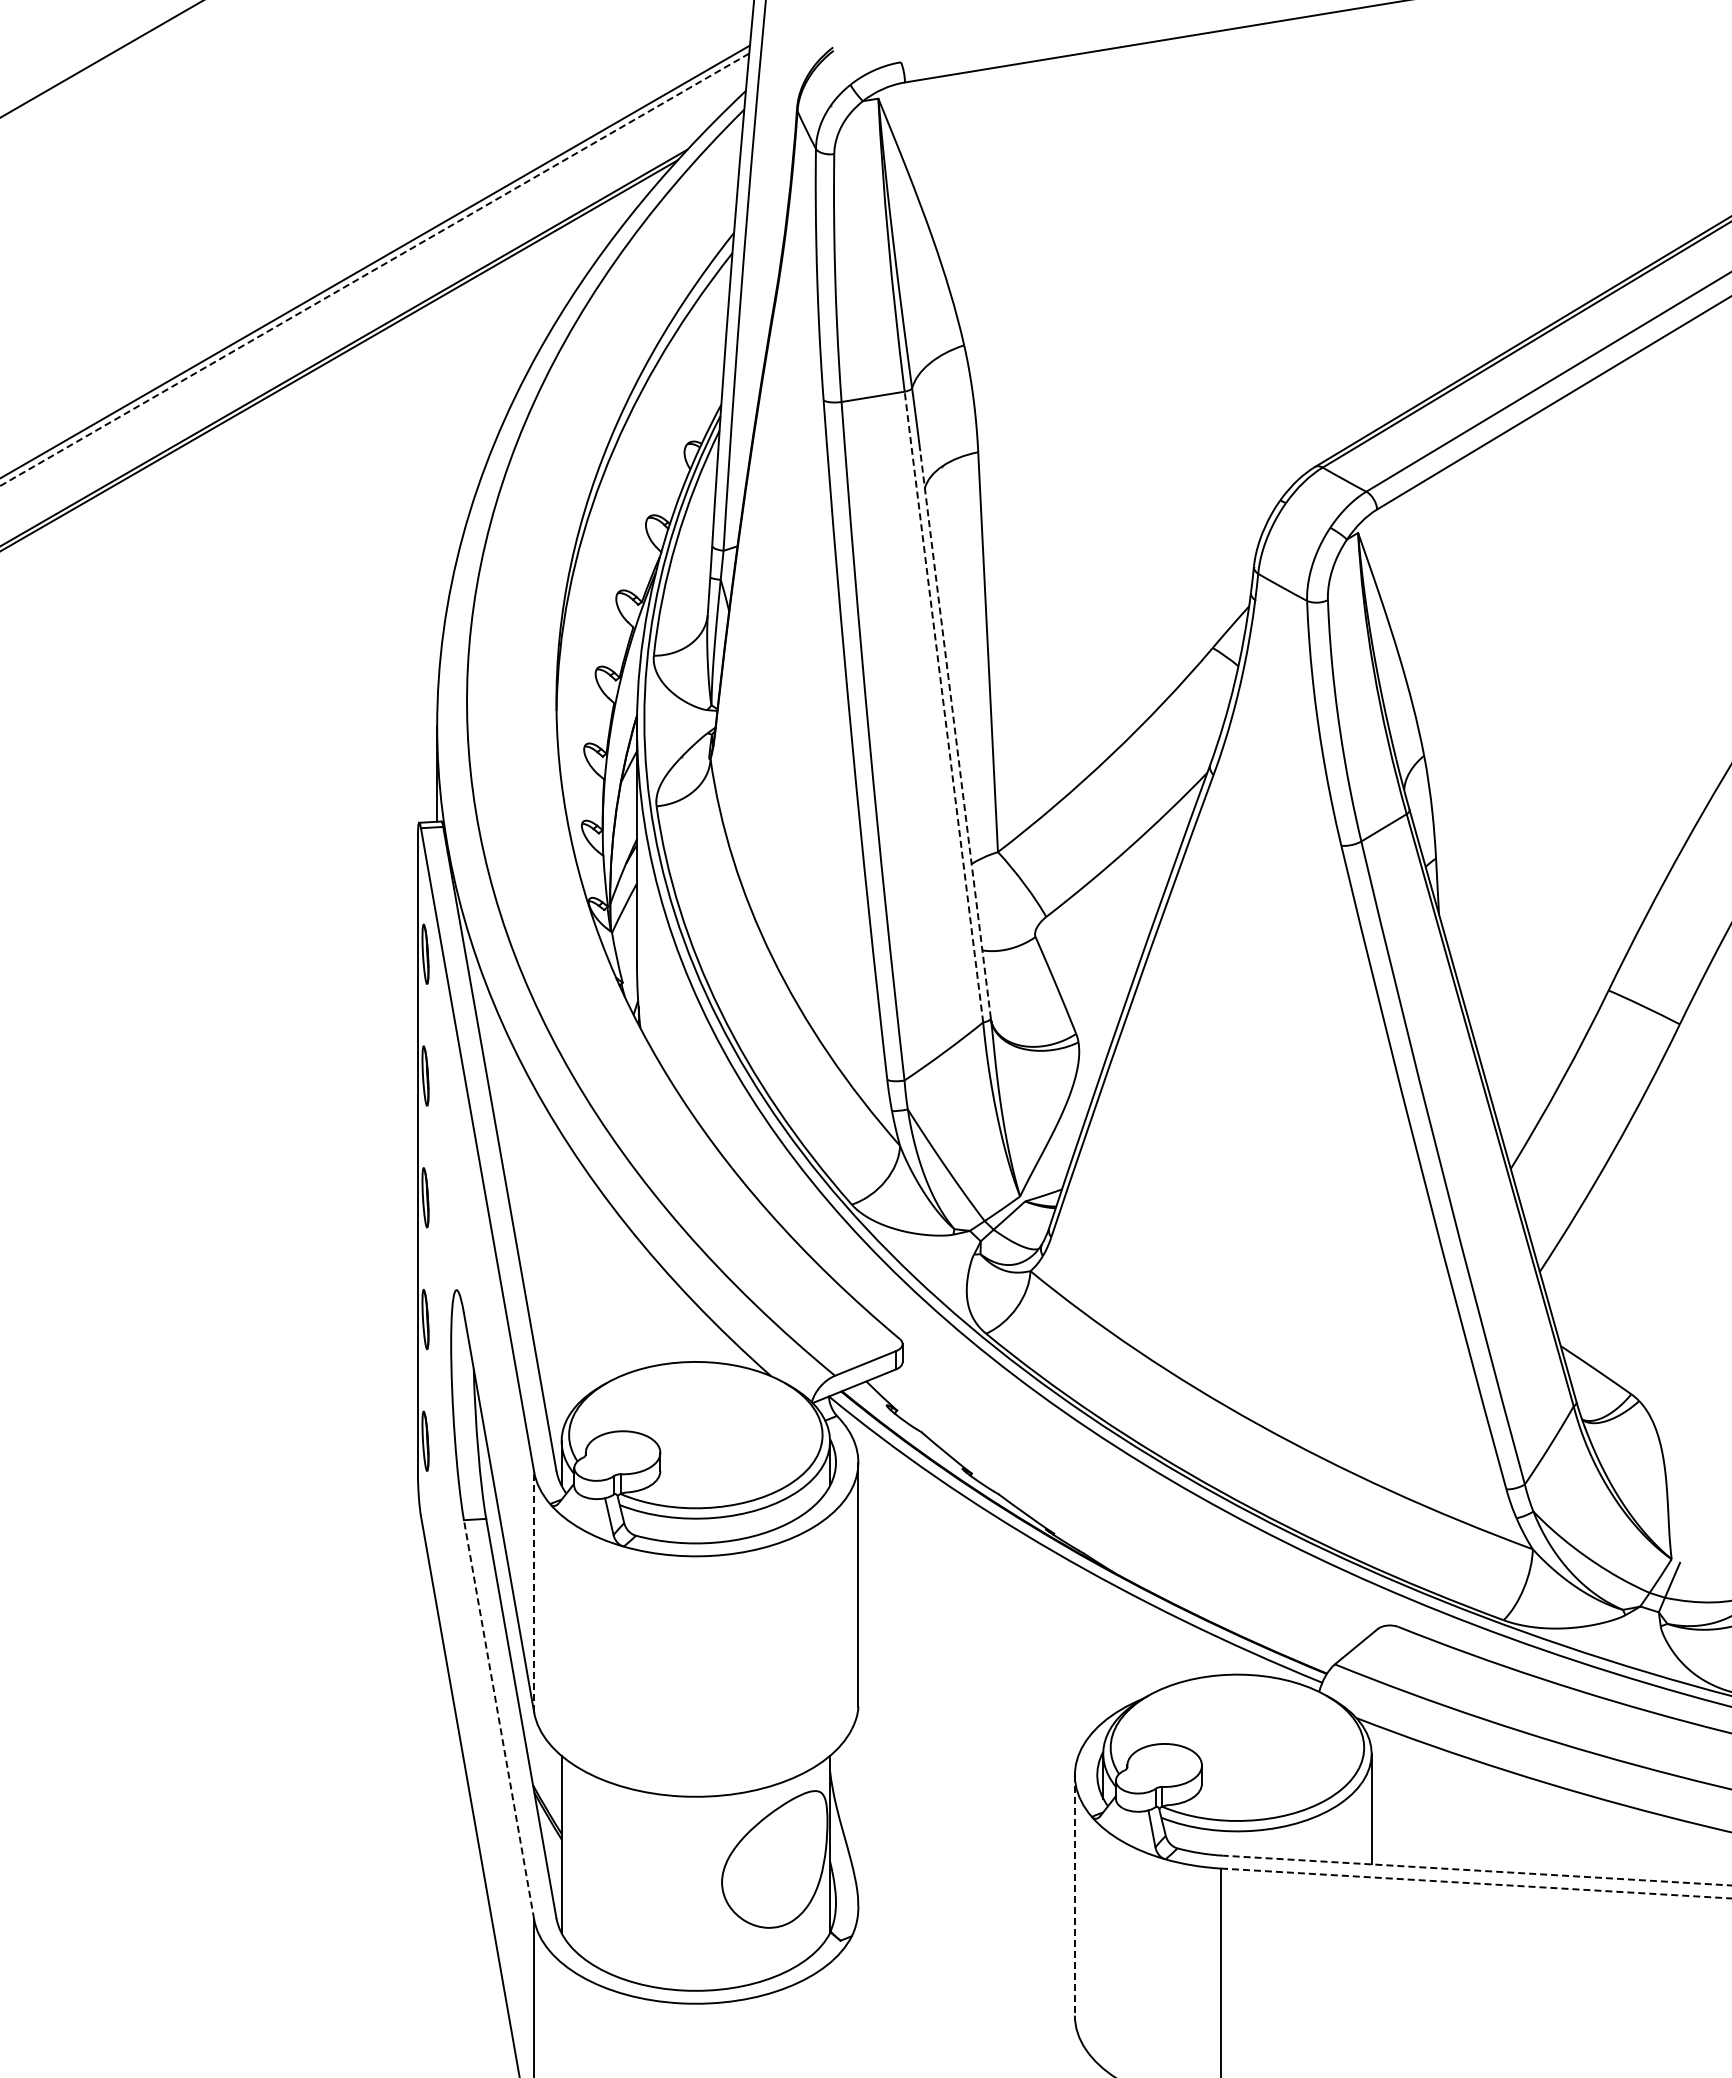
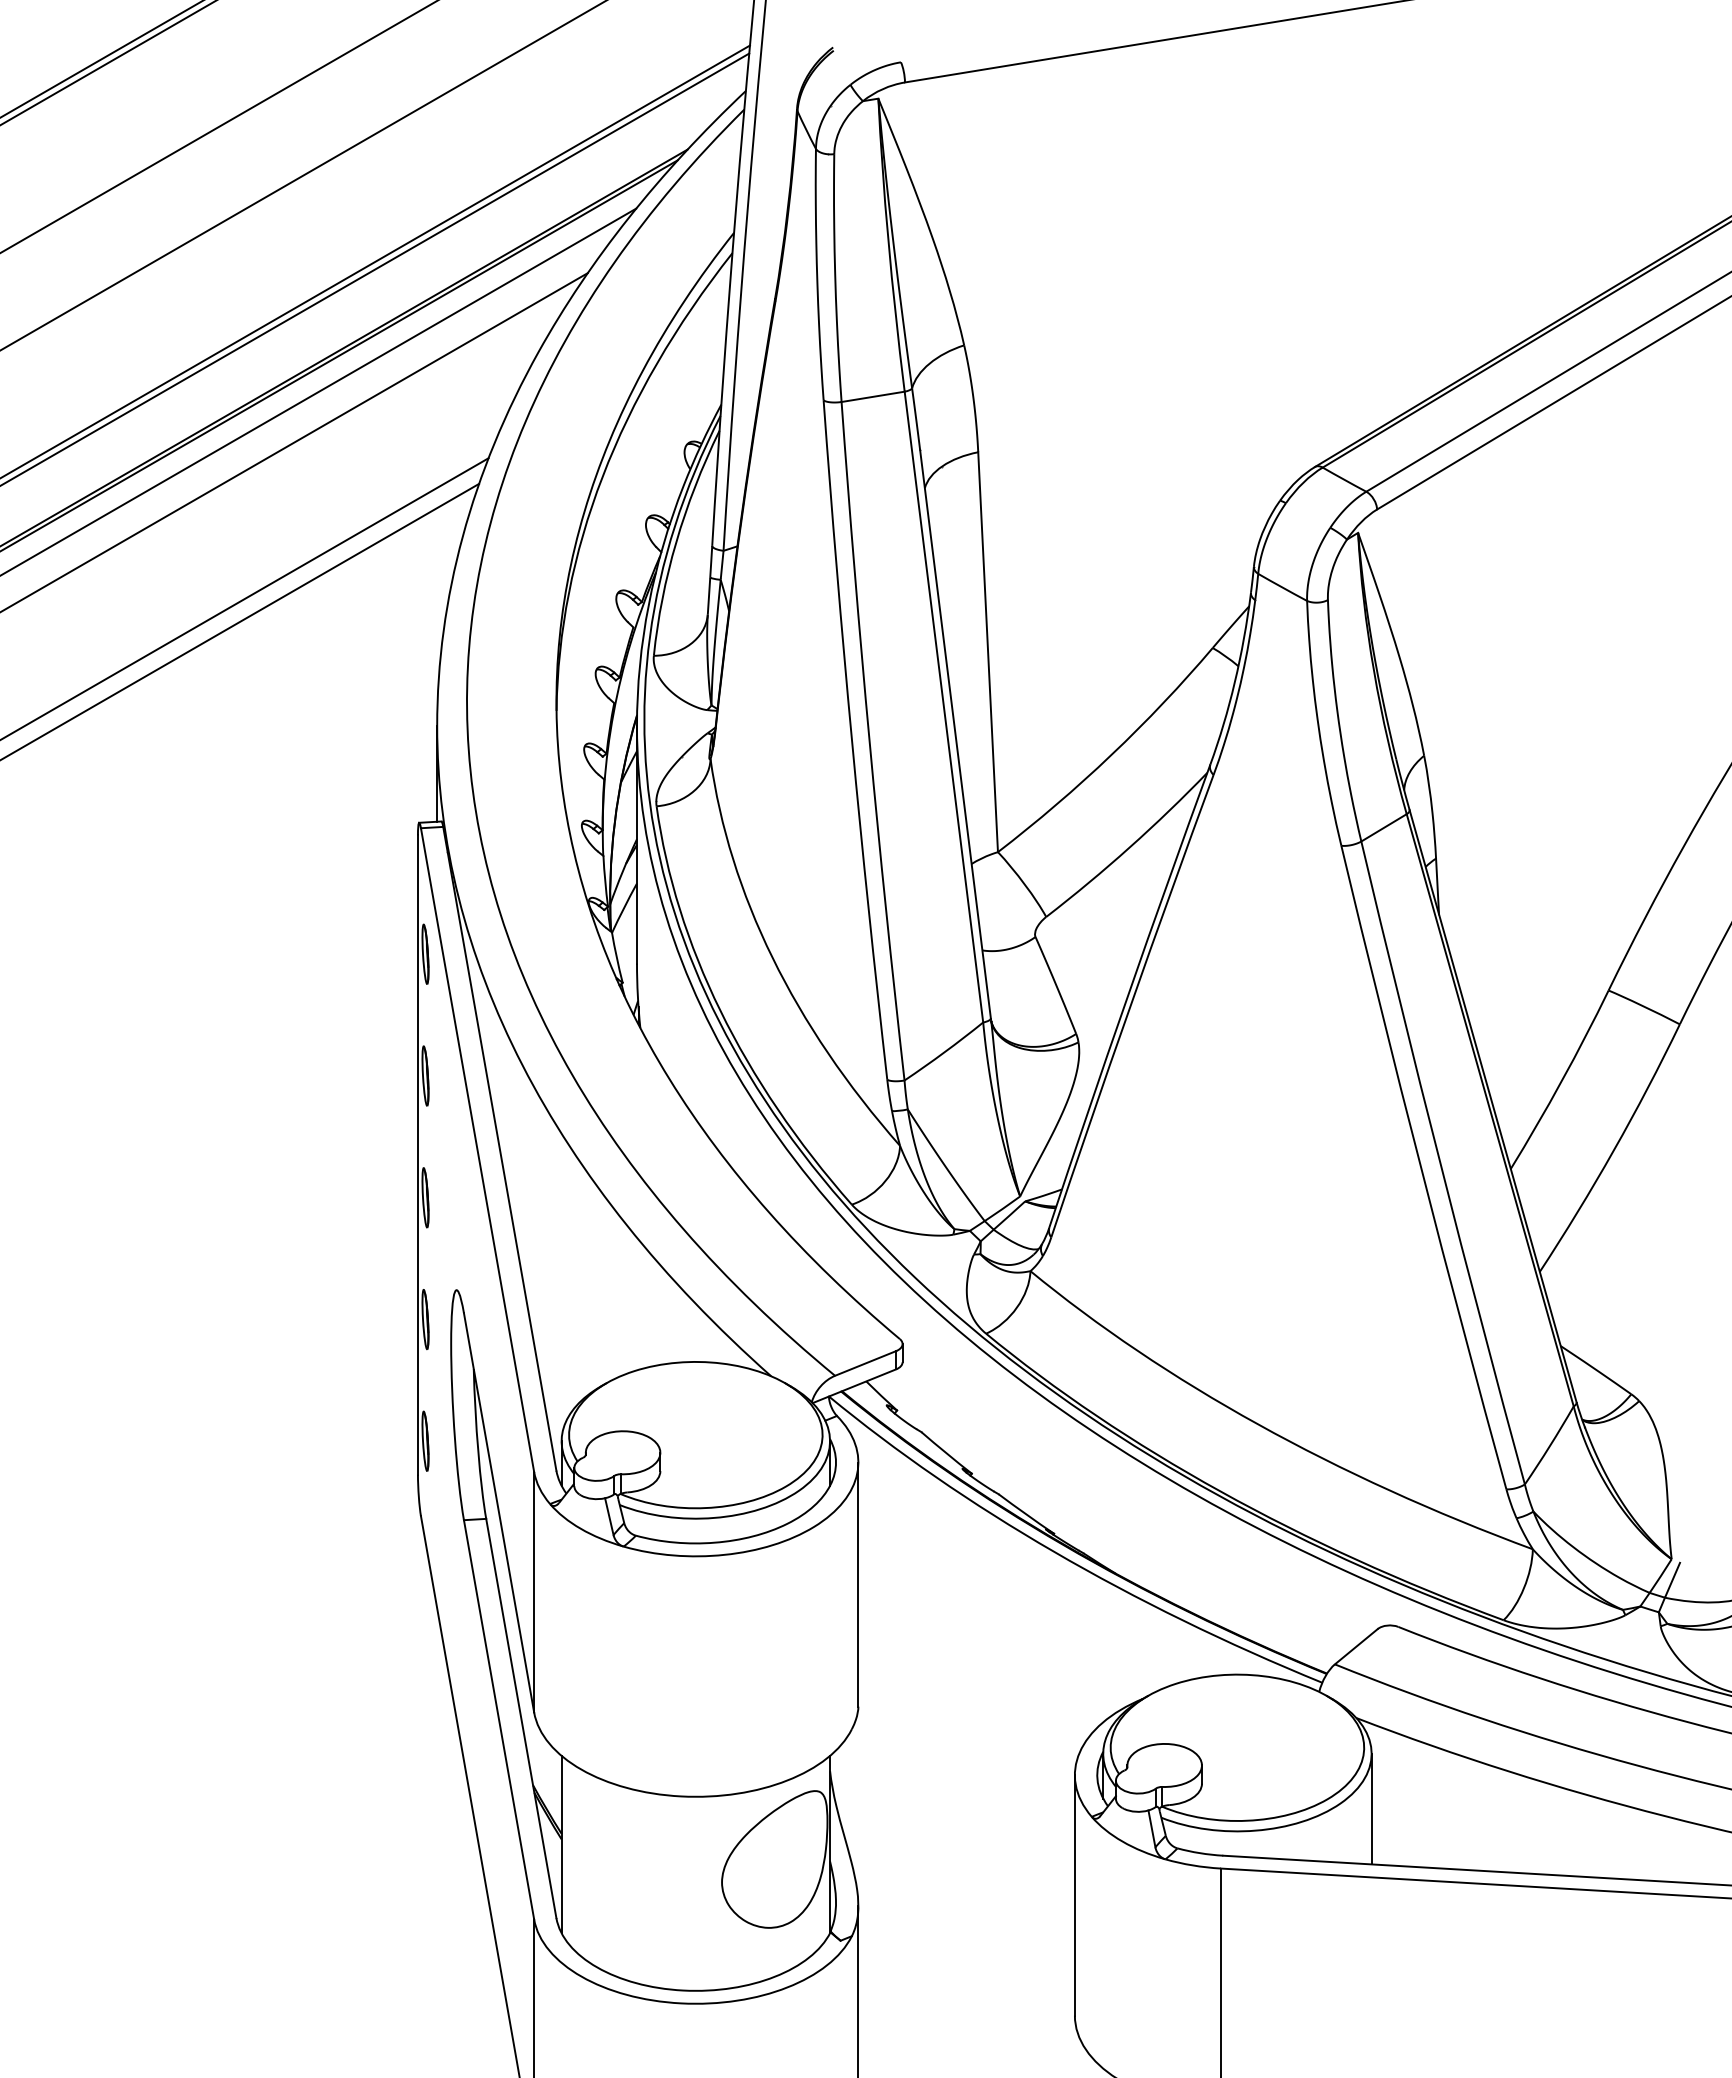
line: none -> present (107, 63)
line: none -> present (218, 127)
line: none -> present (302, 175)
line: dashed -> solid (374, 270)
line: none -> present (319, 391)
line: none -> present (294, 442)
line: none -> present (245, 598)
line: none -> present (240, 620)
line: dashed -> solid (943, 707)
line: dashed -> solid (955, 733)
line: dashed -> solid (534, 1591)
line: dashed -> solid (499, 1719)
line: dashed -> solid (1476, 1870)
line: dashed -> solid (1476, 1883)
line: dashed -> solid (1074, 1895)
line: none -> present (858, 1990)
